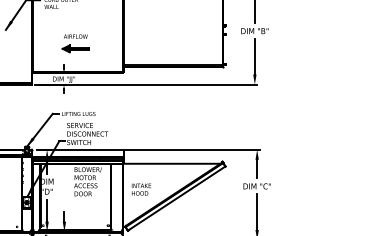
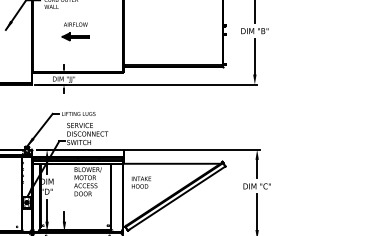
part position: (75, 43) -> (75, 31) (75, 31)
text position: (140, 189) -> (140, 182) (140, 182)
